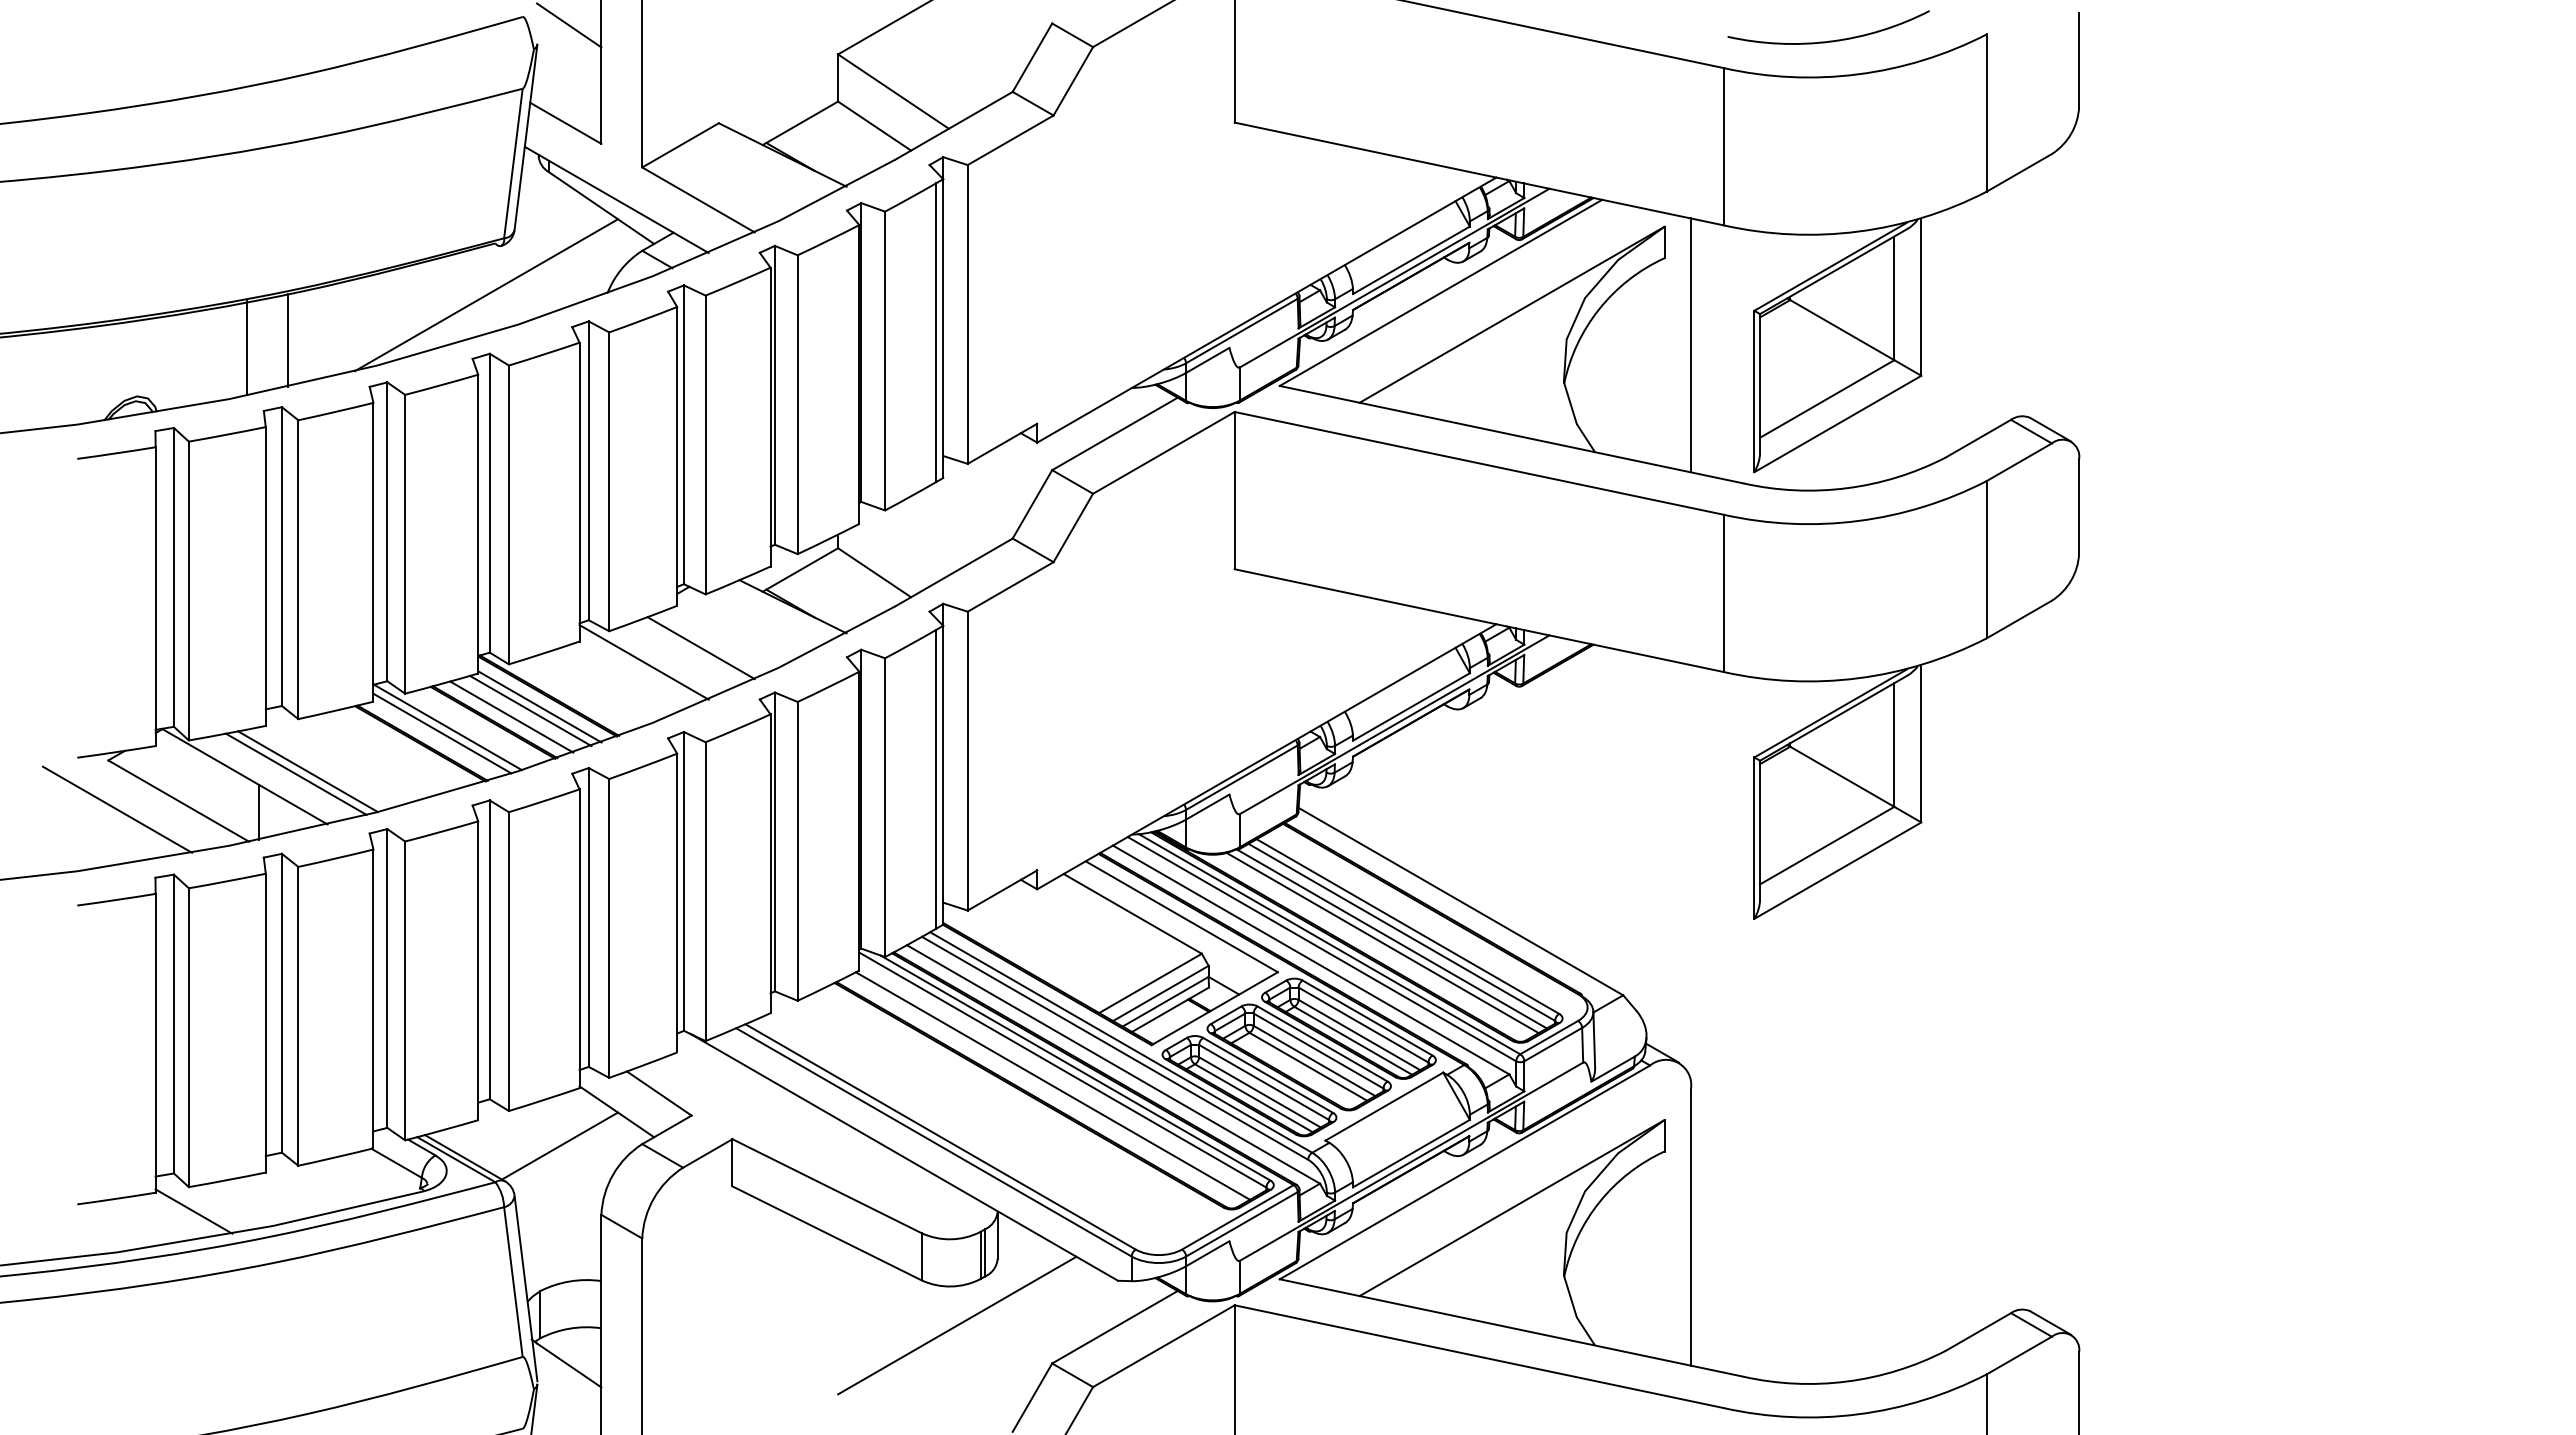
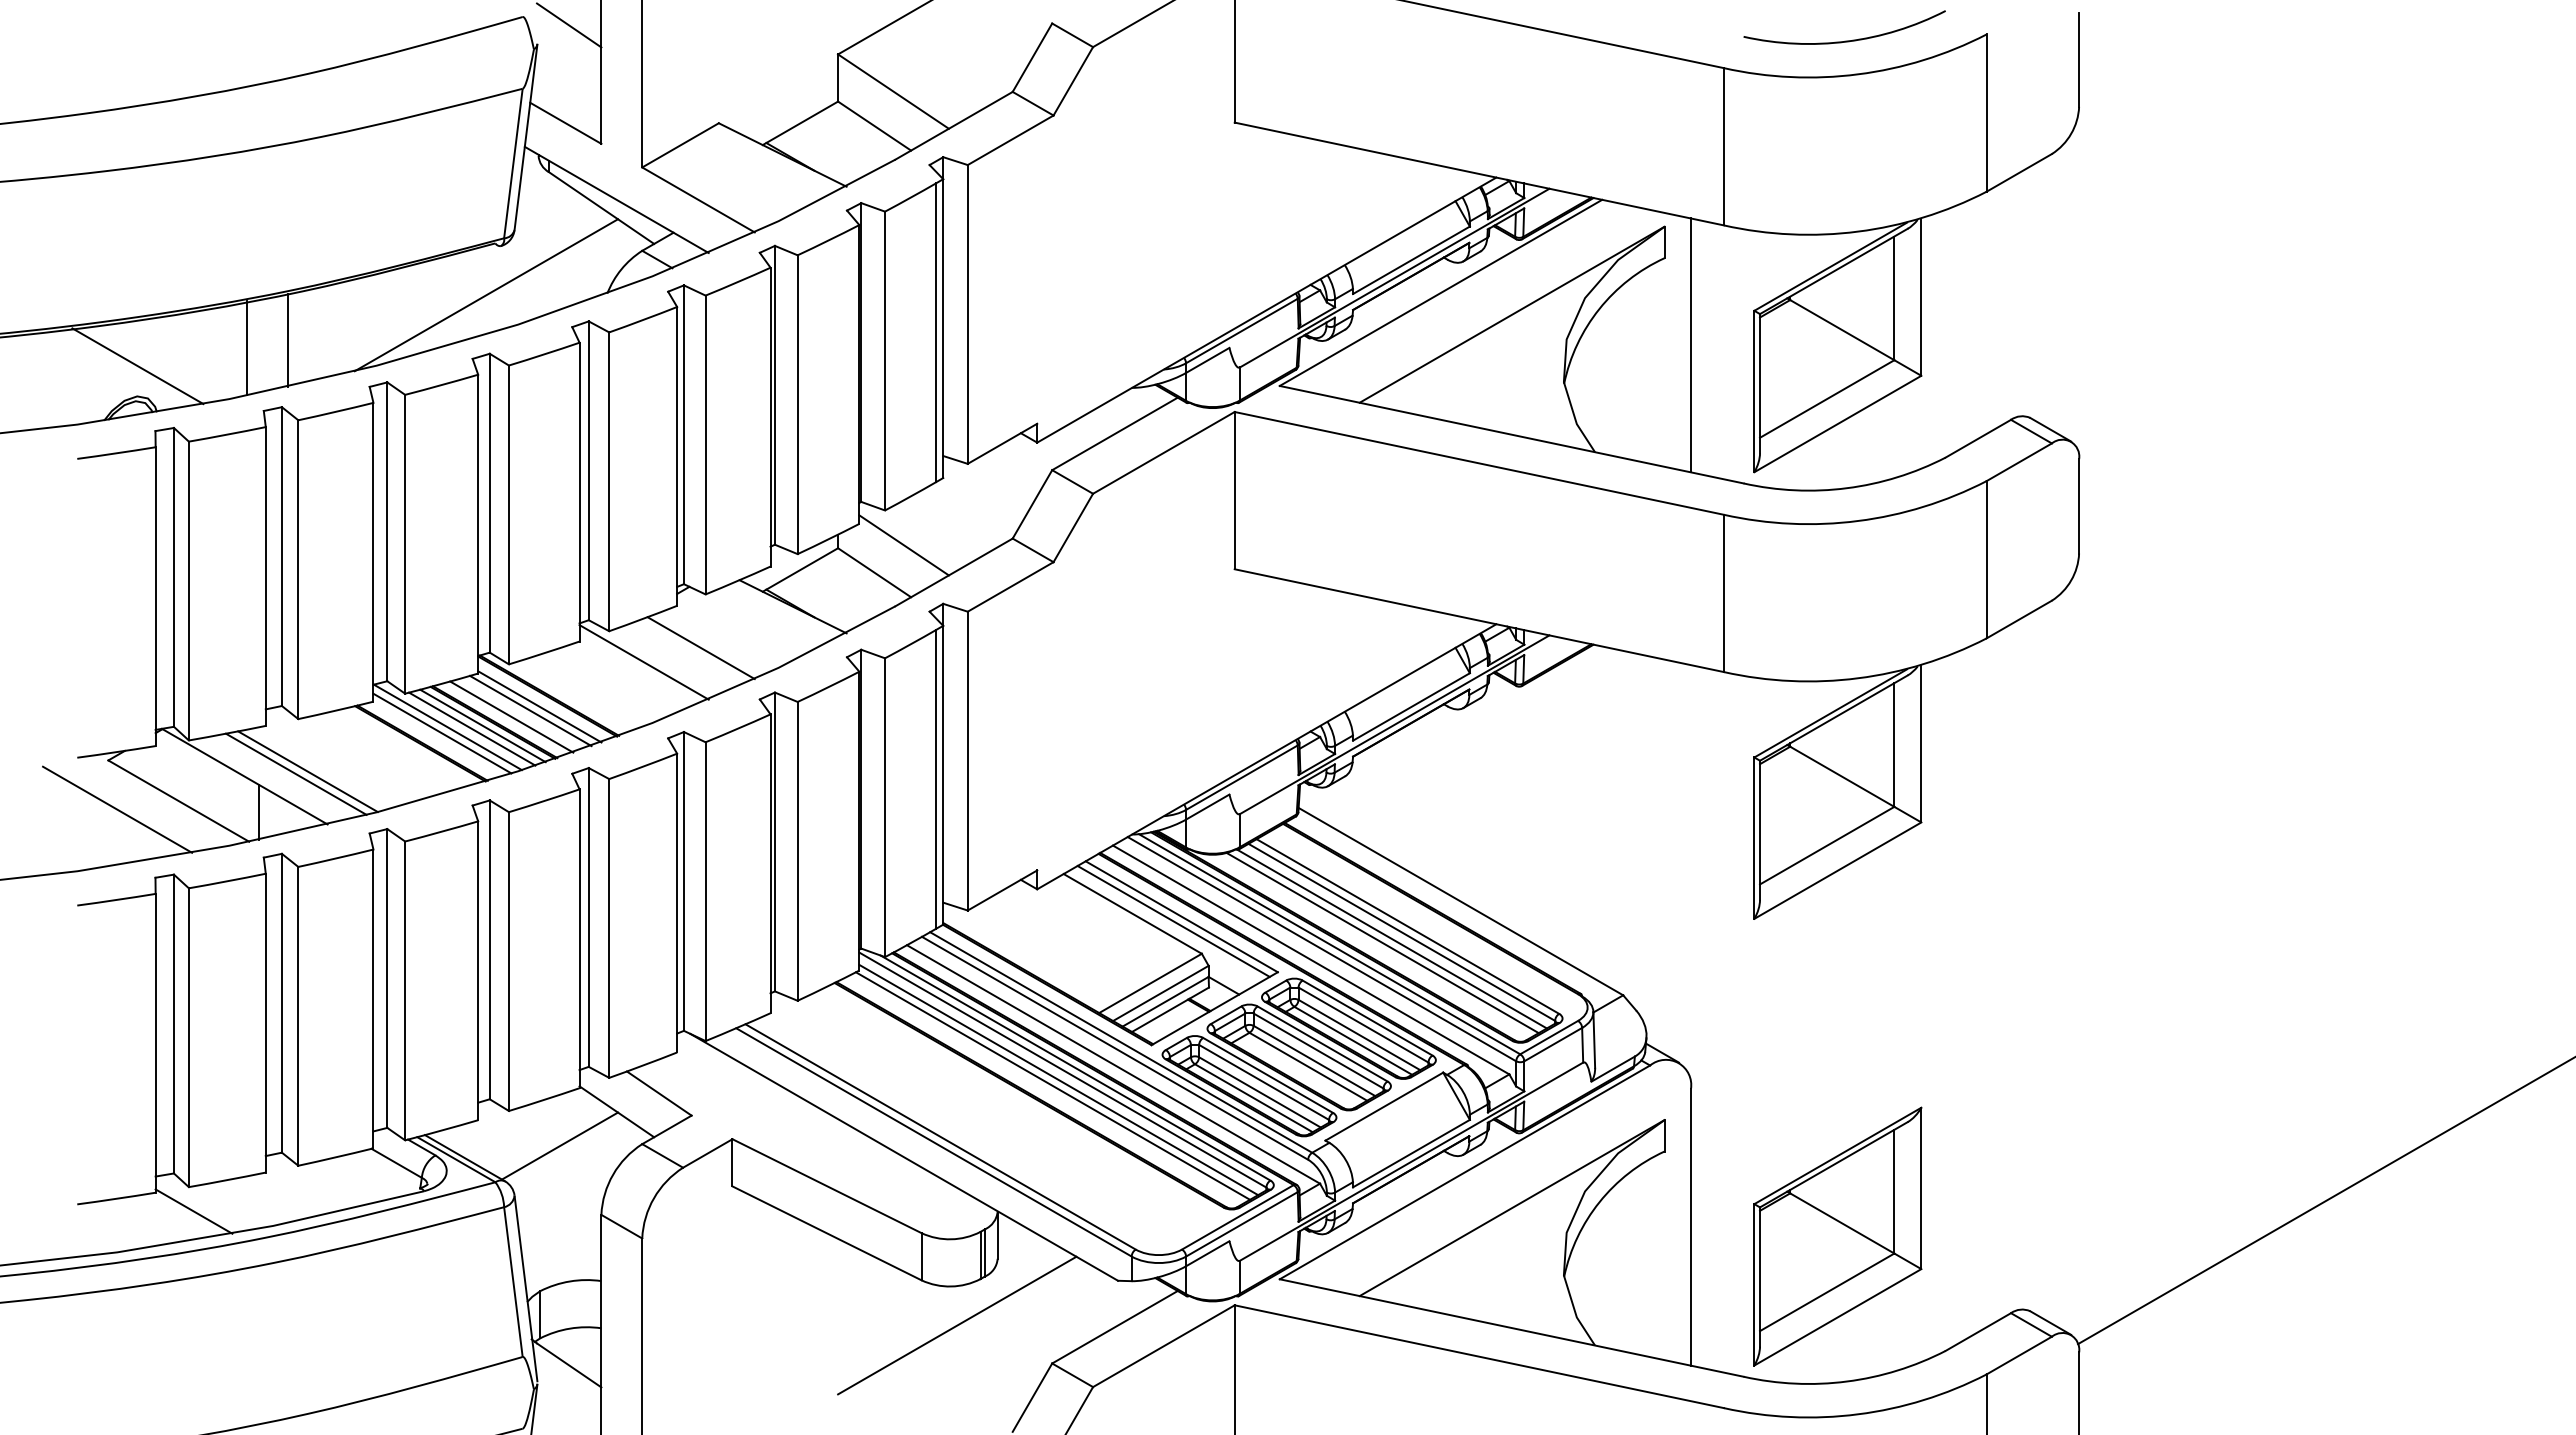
arc position: (1828, 40) -> (1844, 40) (1844, 40)
line: none -> present (137, 366)
line: none -> present (903, 545)
line: none -> present (482, 725)
line: none -> present (472, 728)
line: none -> present (1173, 920)
line: none -> present (1058, 1079)
line: none -> present (2324, 1201)
part: none -> present (1837, 1236)
